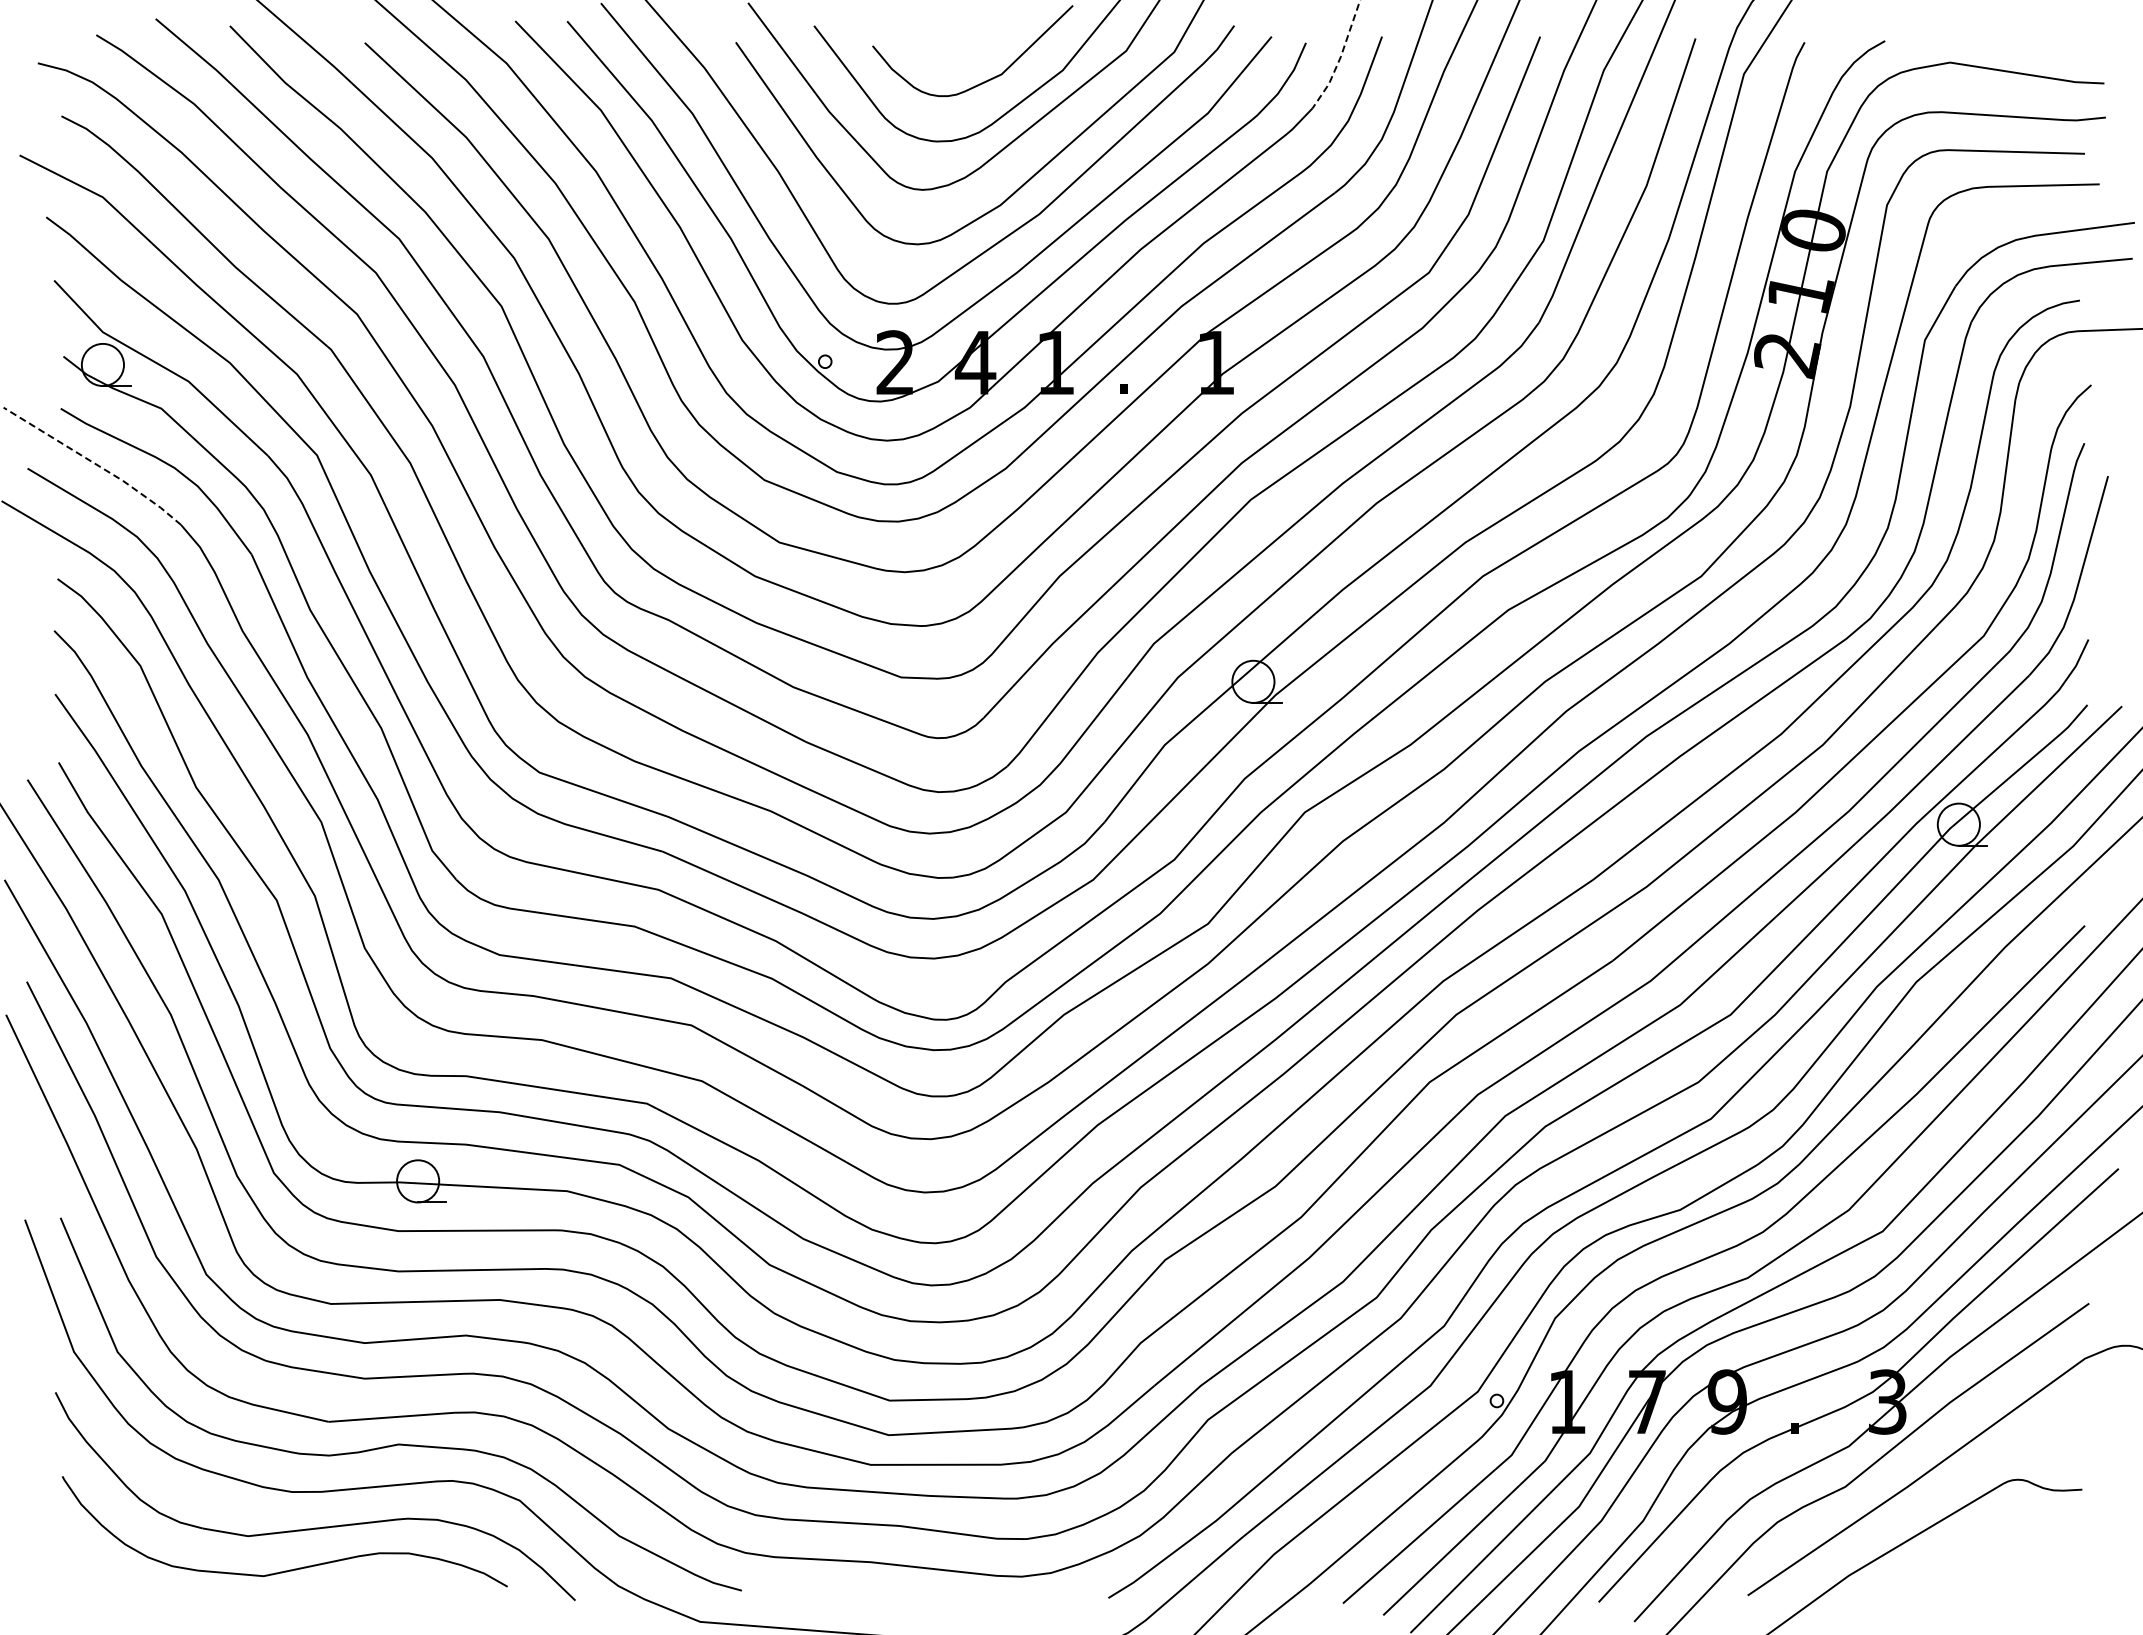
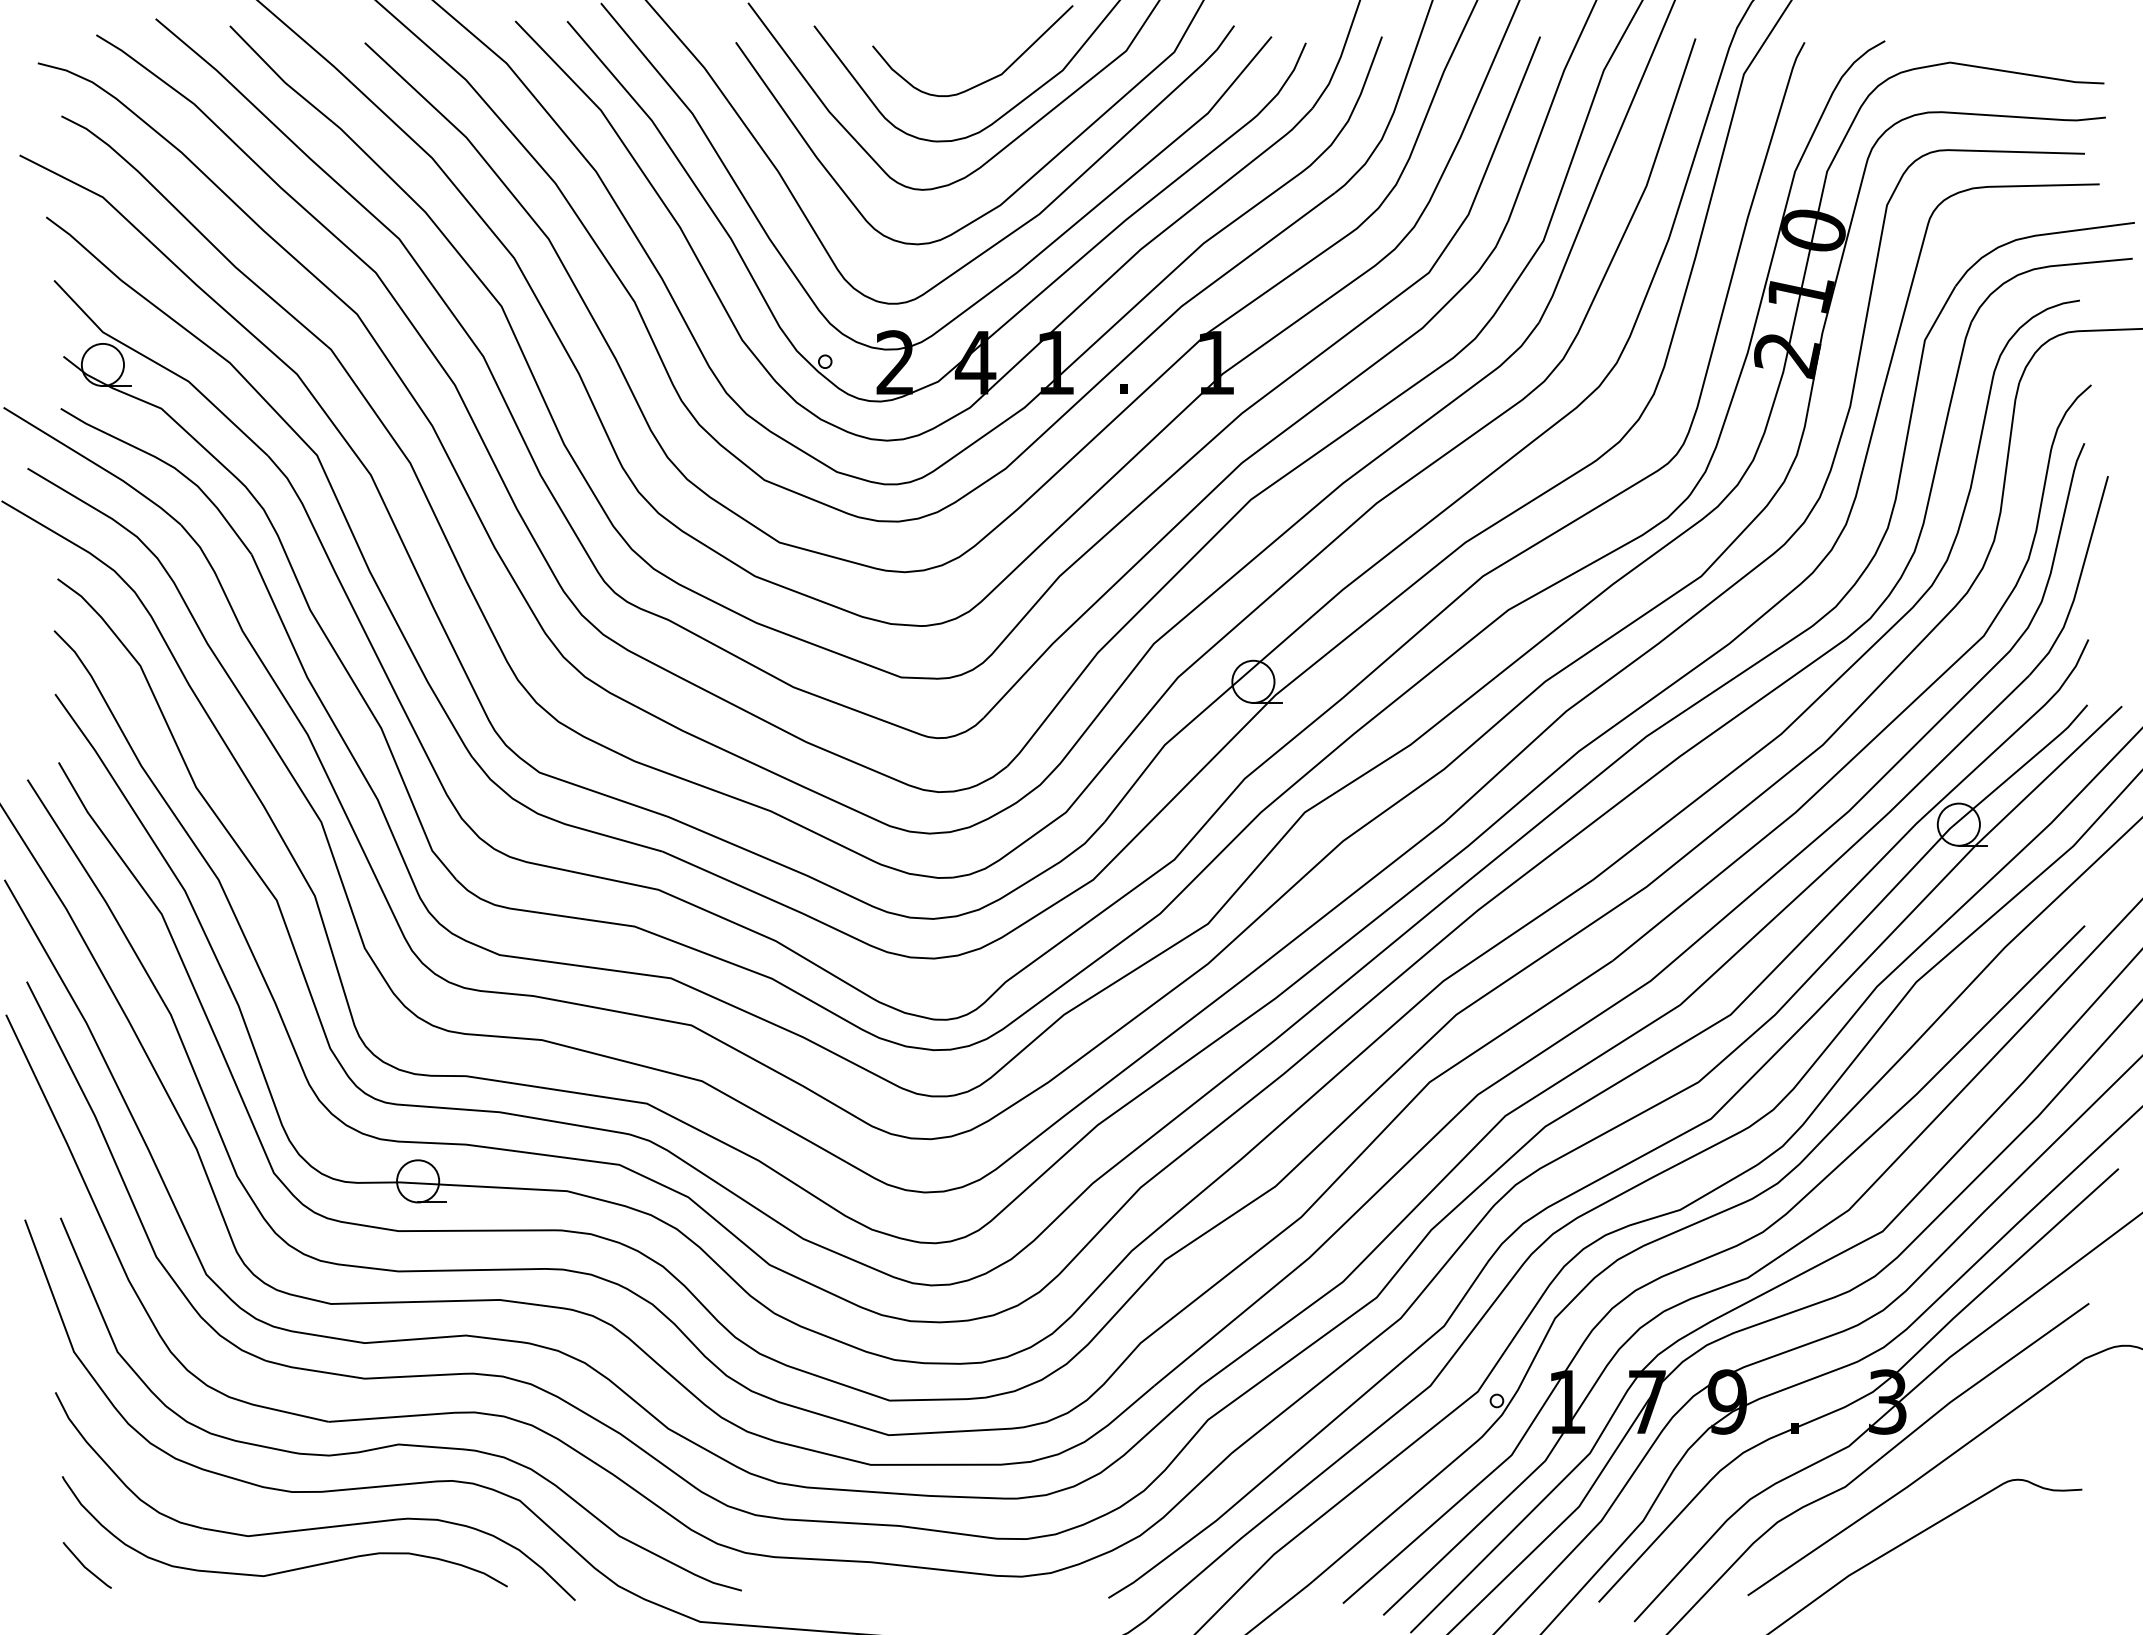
line: dashed -> solid (1340, 57)
line: dashed -> solid (95, 463)
line: none -> present (85, 1566)
